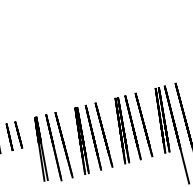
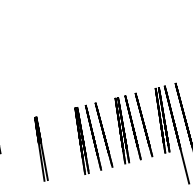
part: present -> none (14, 136)
part: present -> none (59, 146)
